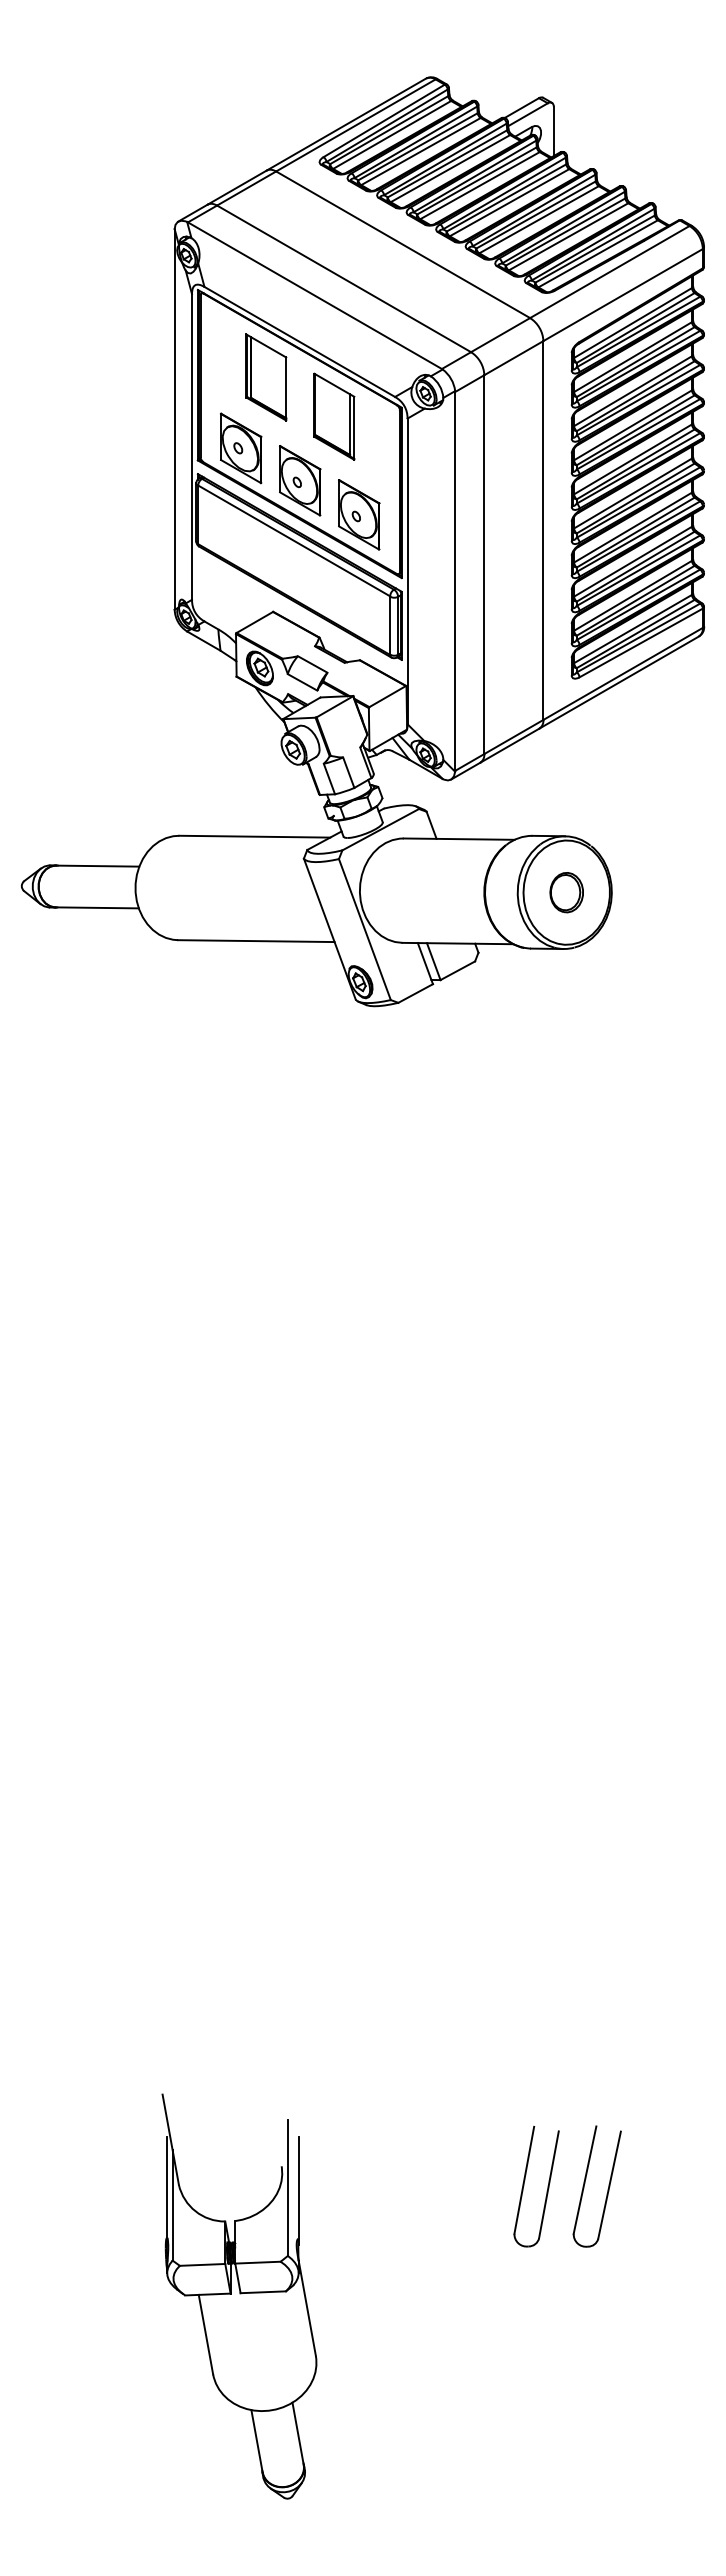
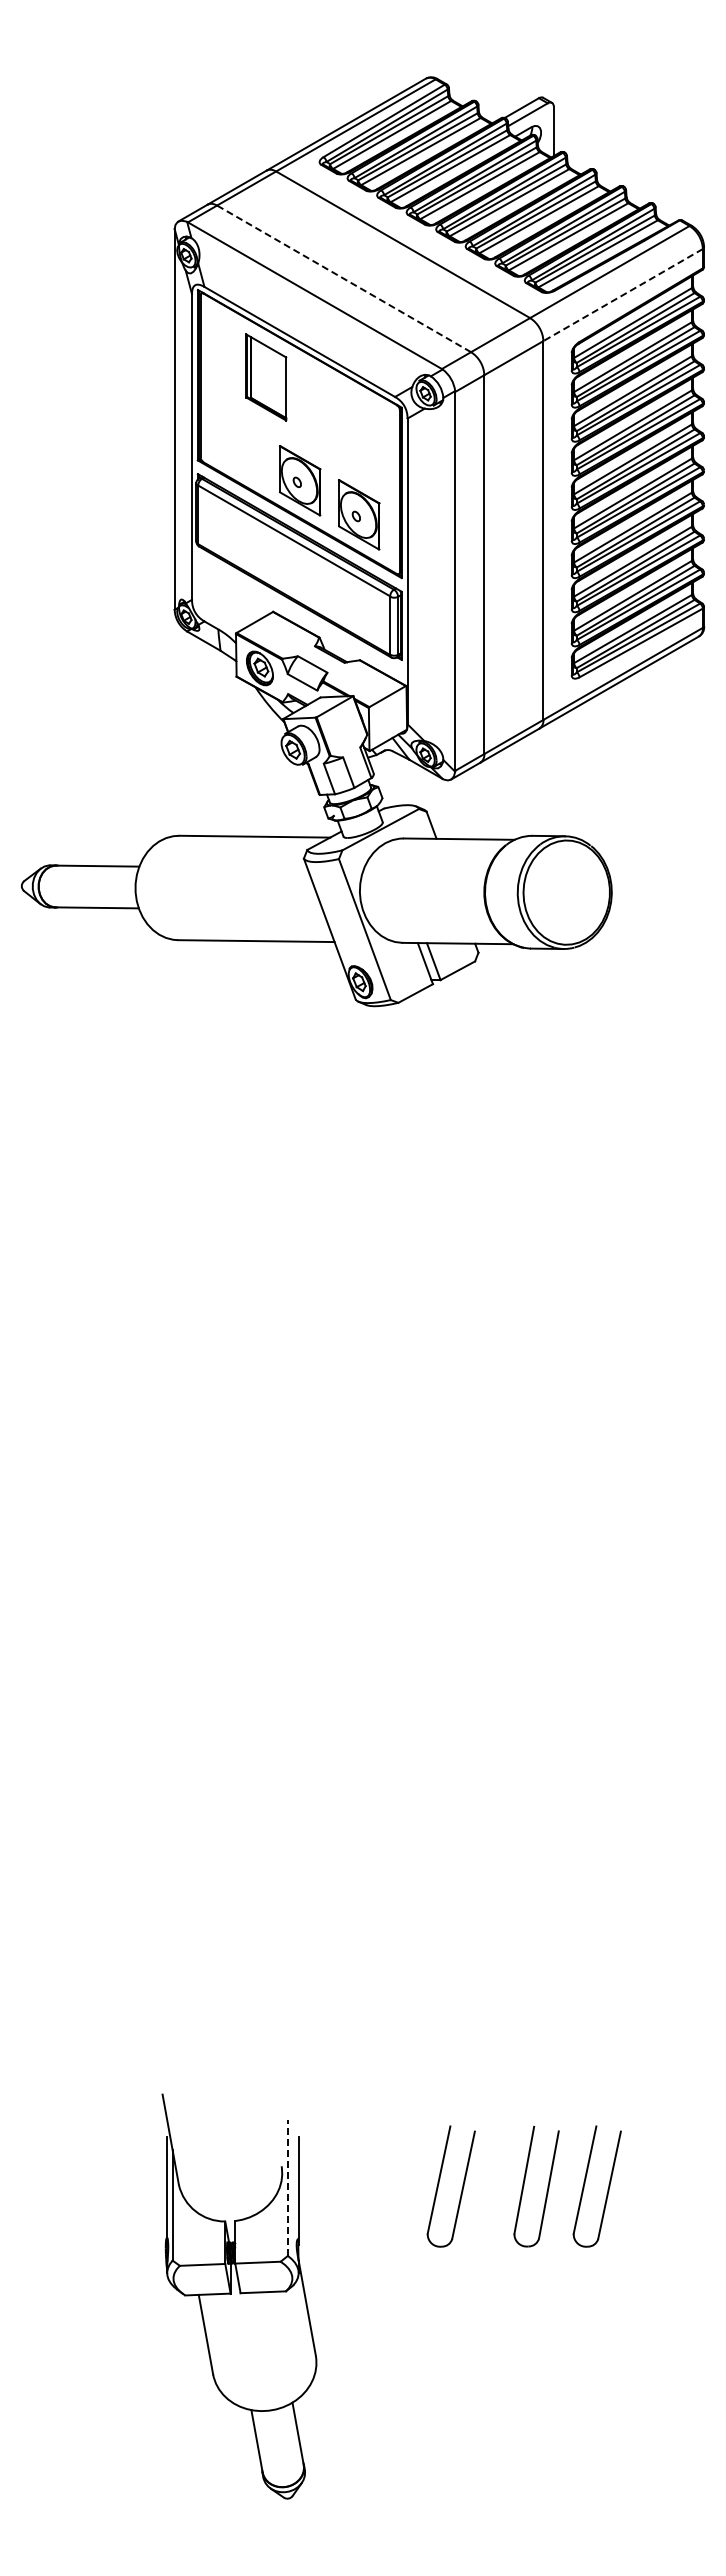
line: solid -> dashed (344, 278)
line: solid -> dashed (622, 295)
part: present -> none (334, 416)
part: present -> none (241, 448)
part: present -> none (566, 892)
part: none -> present (439, 2183)
line: solid -> dashed (287, 2187)
